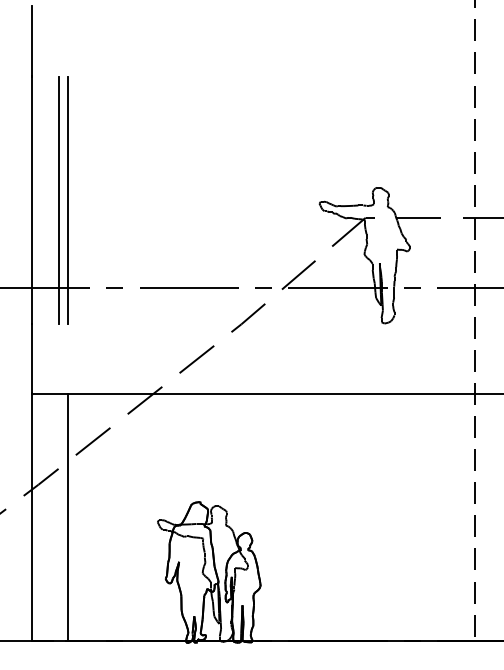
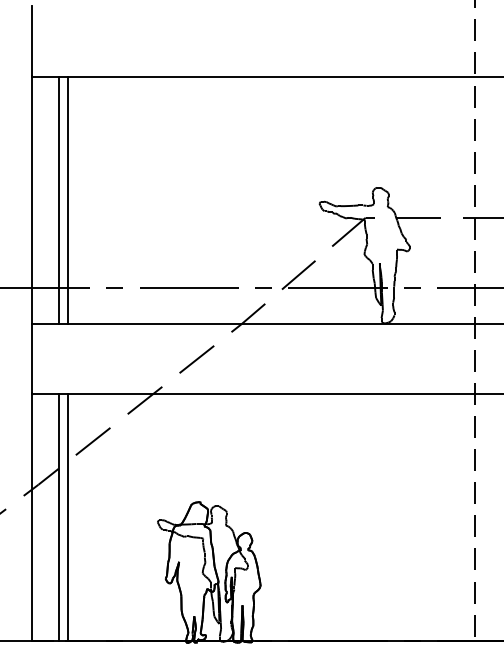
line: none -> present (266, 76)
line: none -> present (266, 323)
line: none -> present (58, 517)
